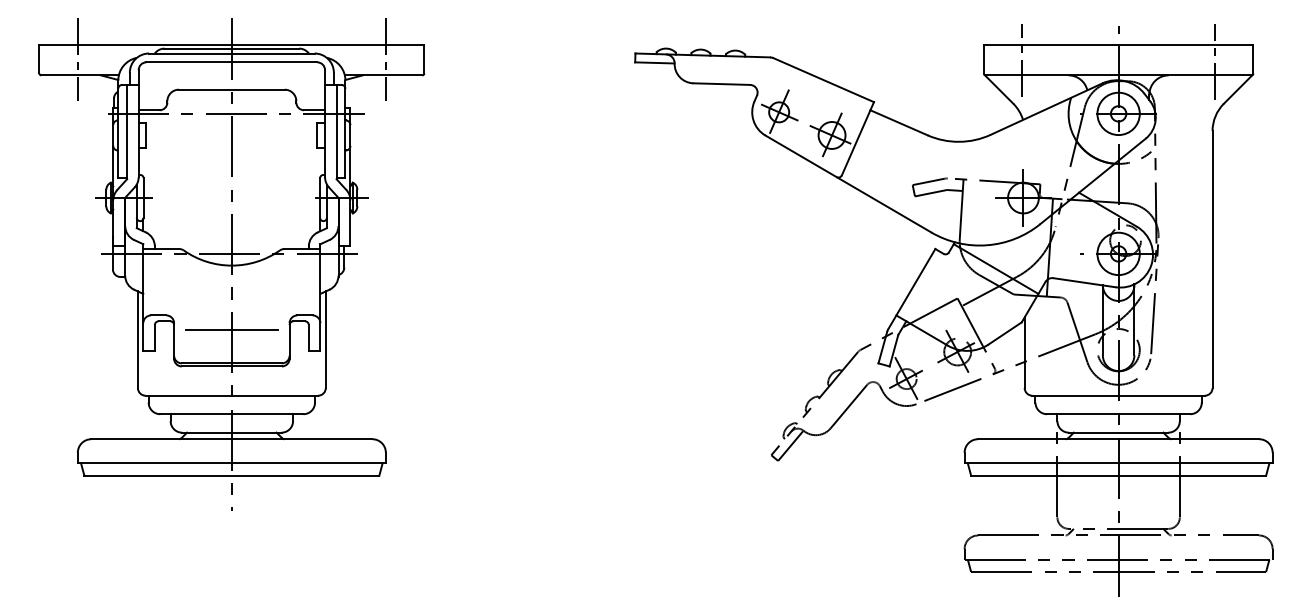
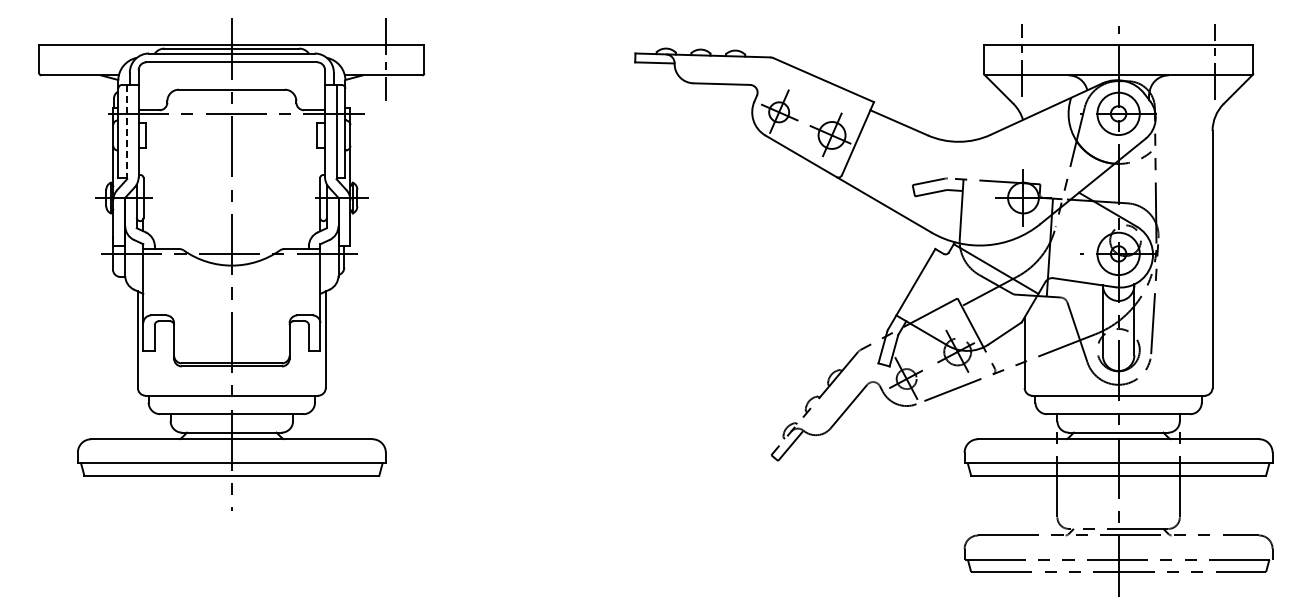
line: present -> none (77, 59)
line: solid -> dashed (127, 132)
line: present -> none (231, 330)
